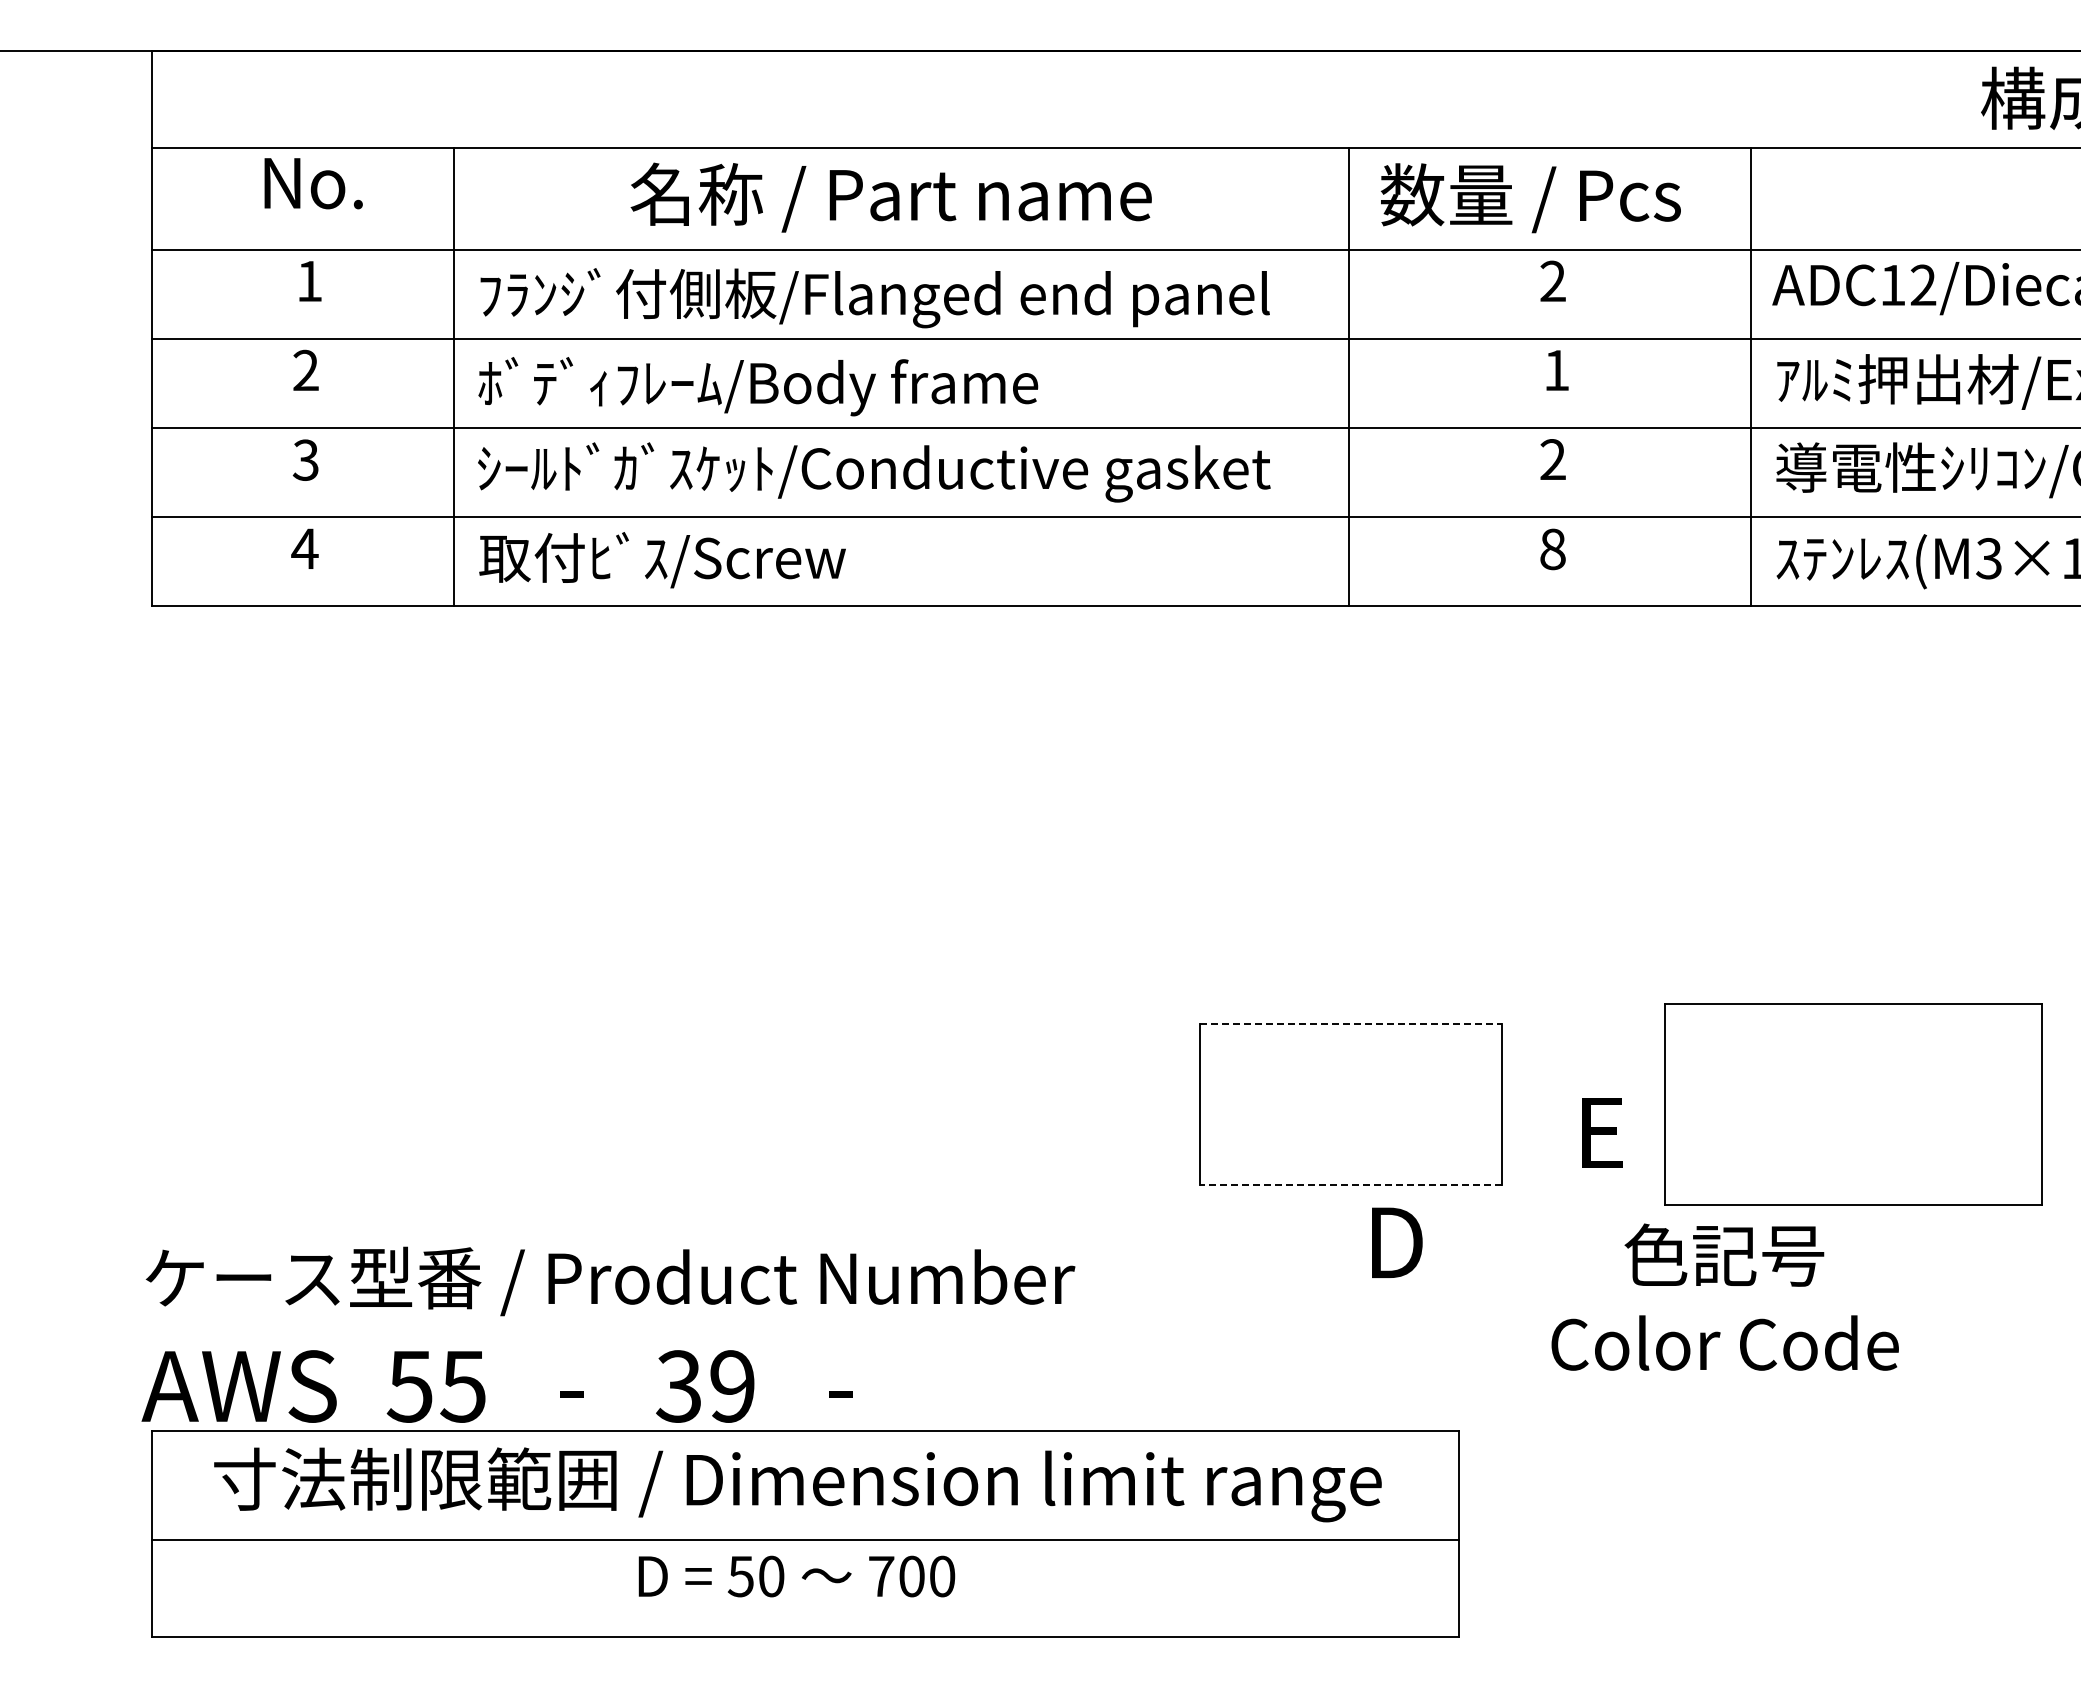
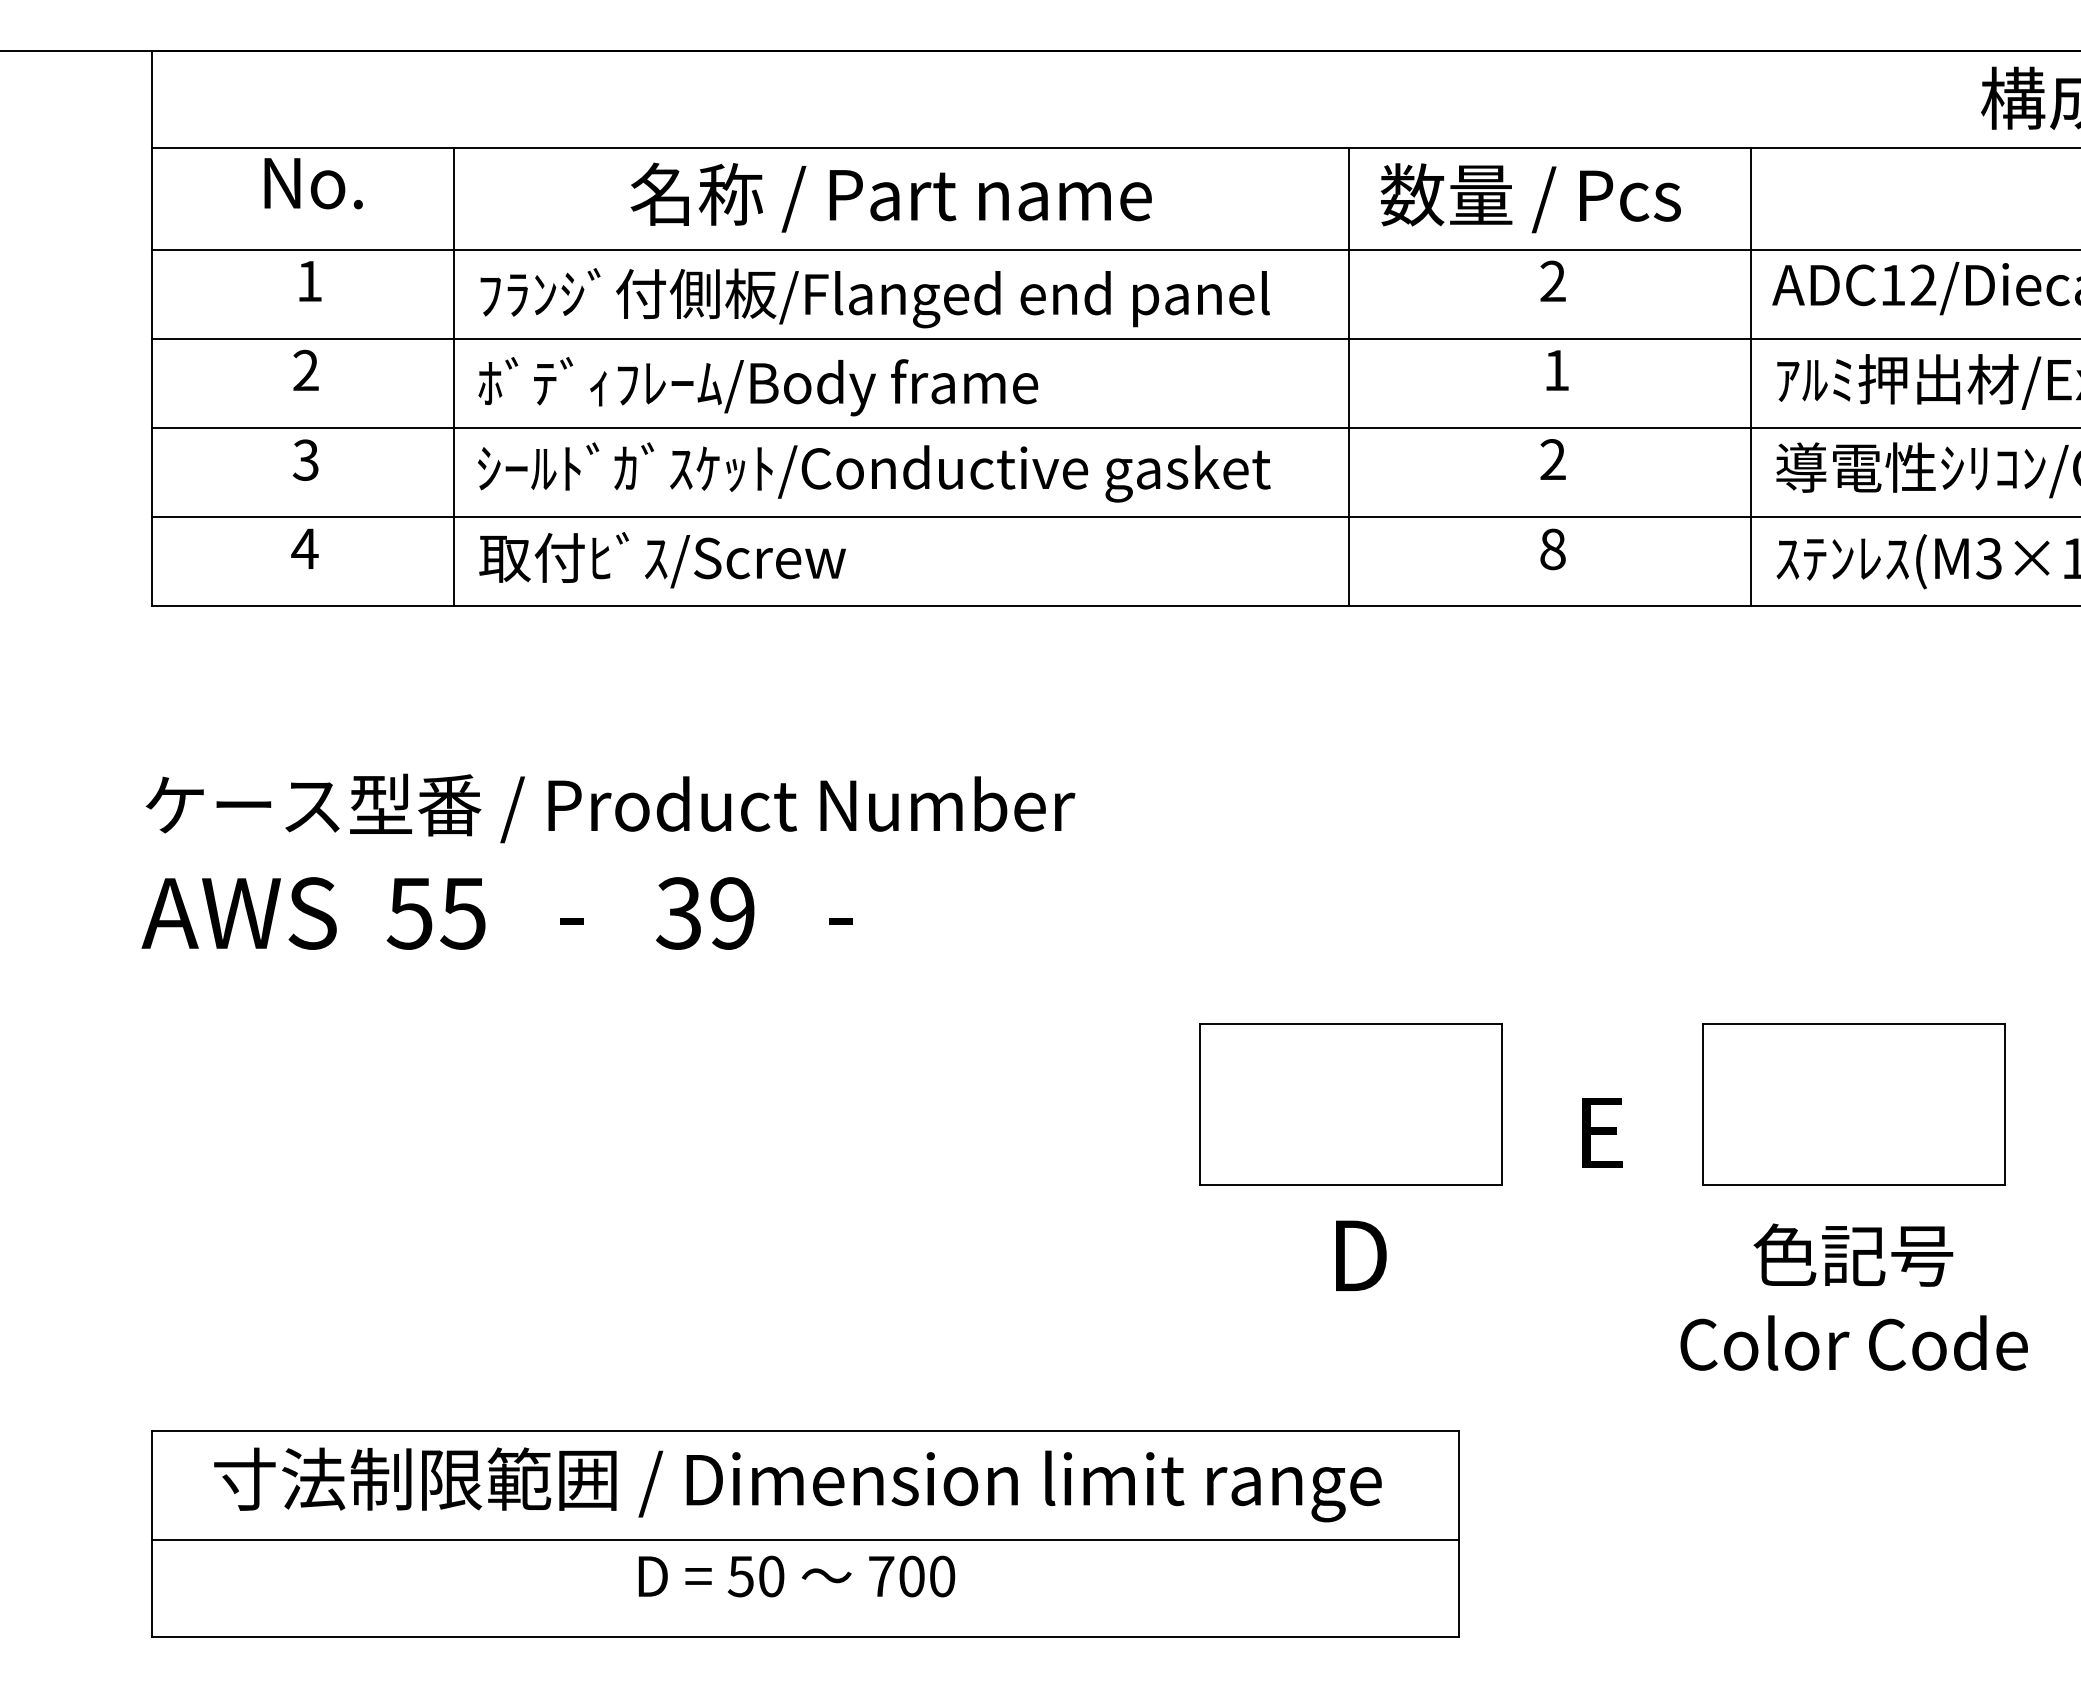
line: dashed -> solid (1350, 1023)
part size: 379x203 px -> 304x163 px (1853, 1104)
line: dashed -> solid (1350, 1184)
text position: (1397, 1242) -> (1361, 1255) (1361, 1255)
text position: (1724, 1296) -> (1853, 1296) (1853, 1296)
text position: (608, 1334) -> (608, 861) (608, 861)
